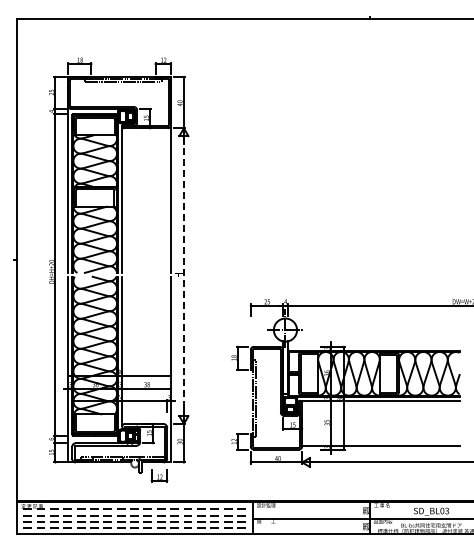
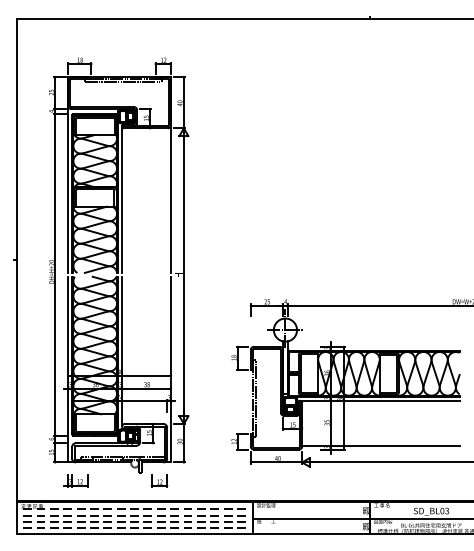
line: dashed -> solid (183, 276)
part position: (159, 475) -> (159, 480) (159, 480)
part: none -> present (75, 480)
